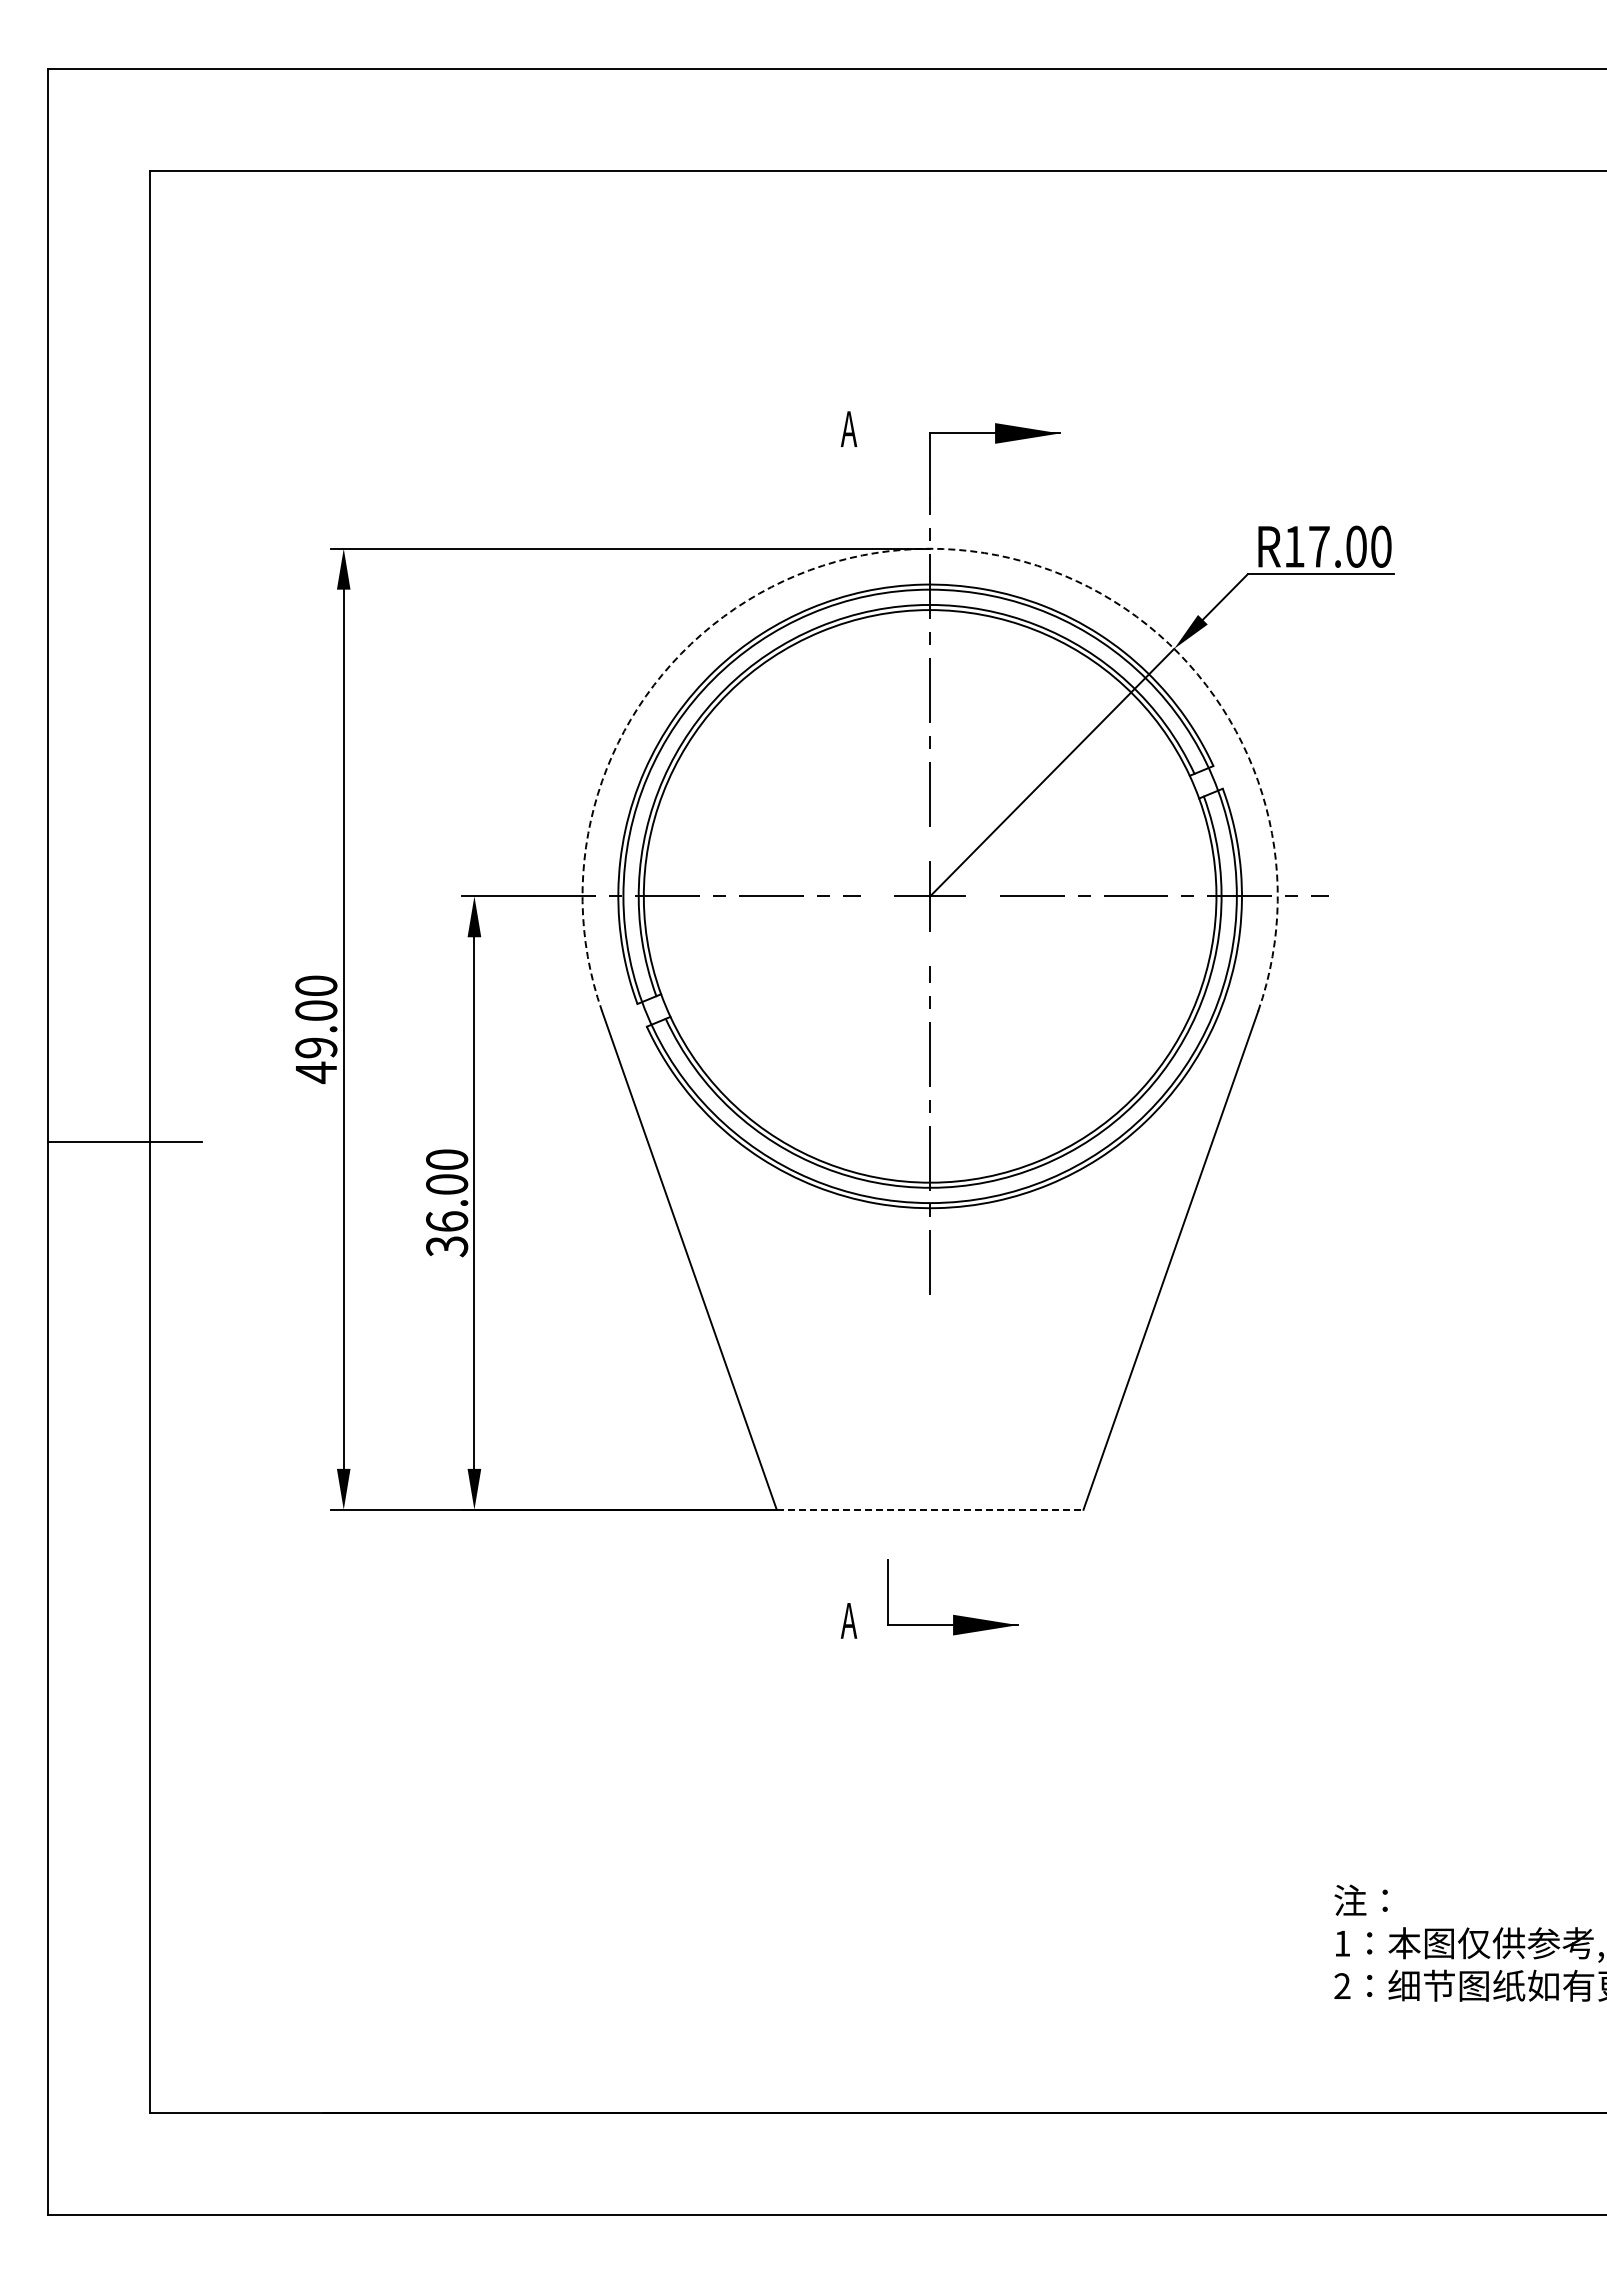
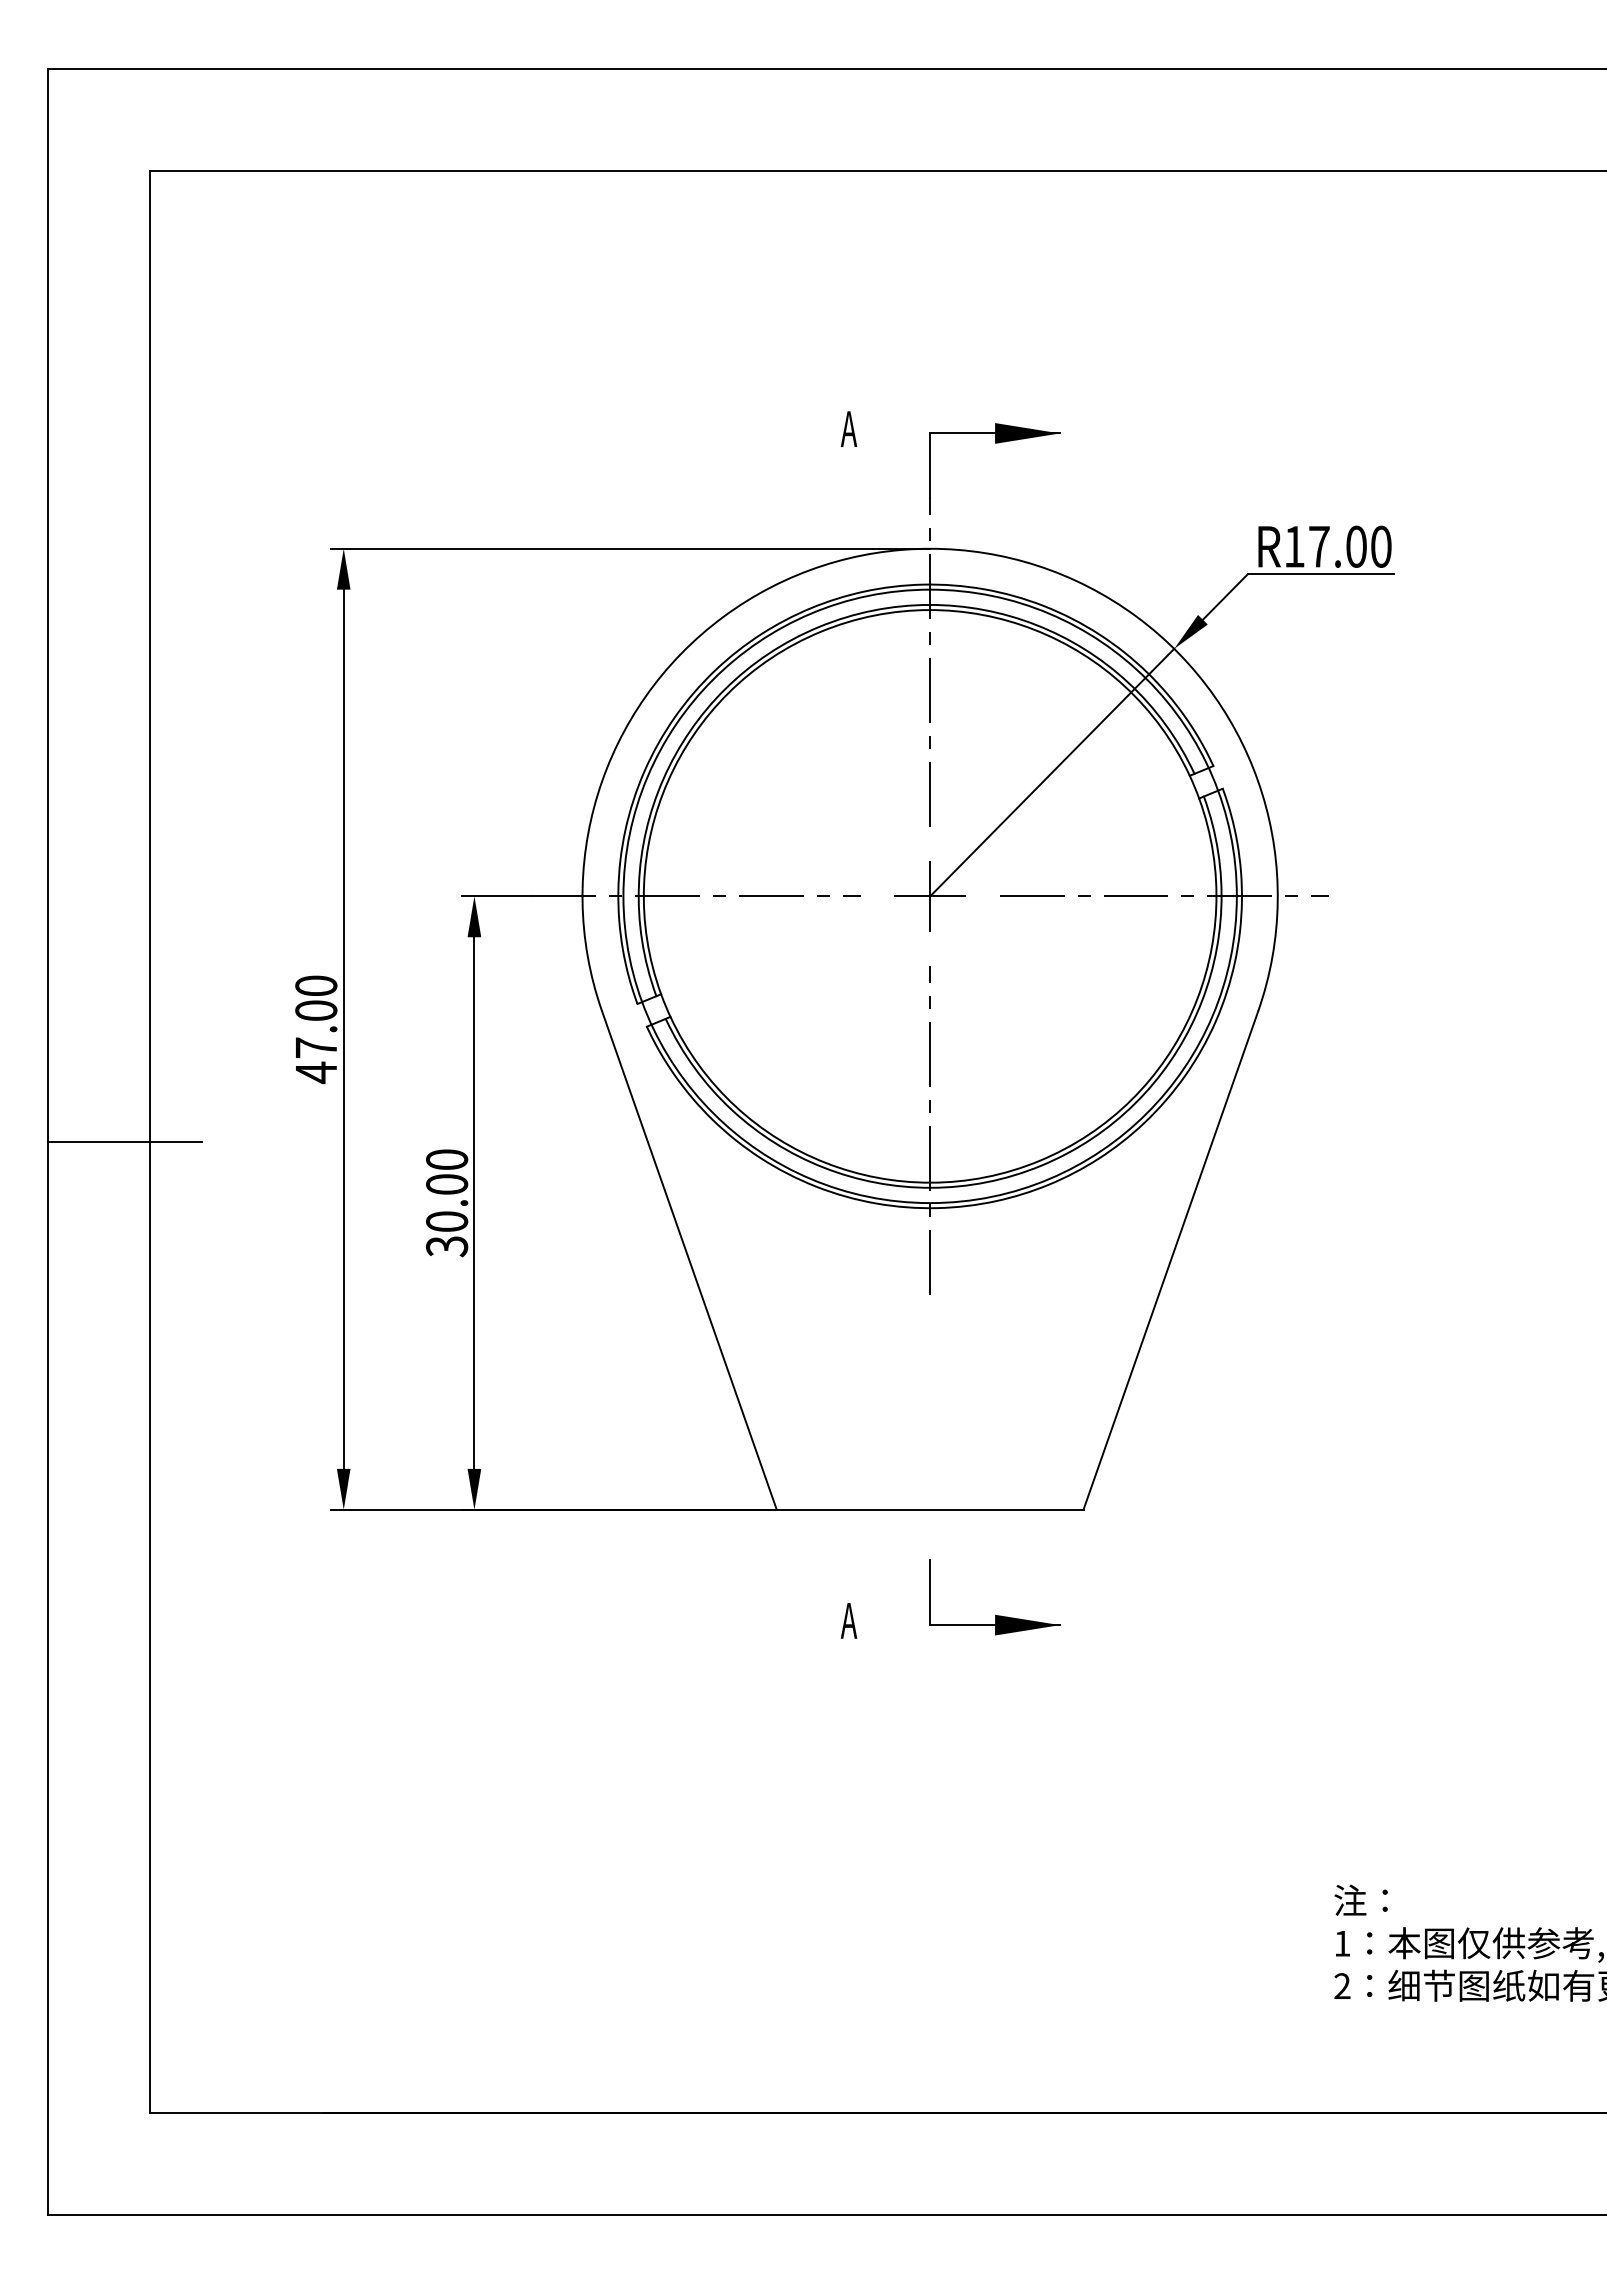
arc: dashed -> solid (930, 548)
text: 49.00 -> 47.00 (316, 1047)
text: 36.00 -> 30.00 (447, 1221)
line: dashed -> solid (930, 1509)
part position: (953, 1614) -> (995, 1614) (995, 1614)
